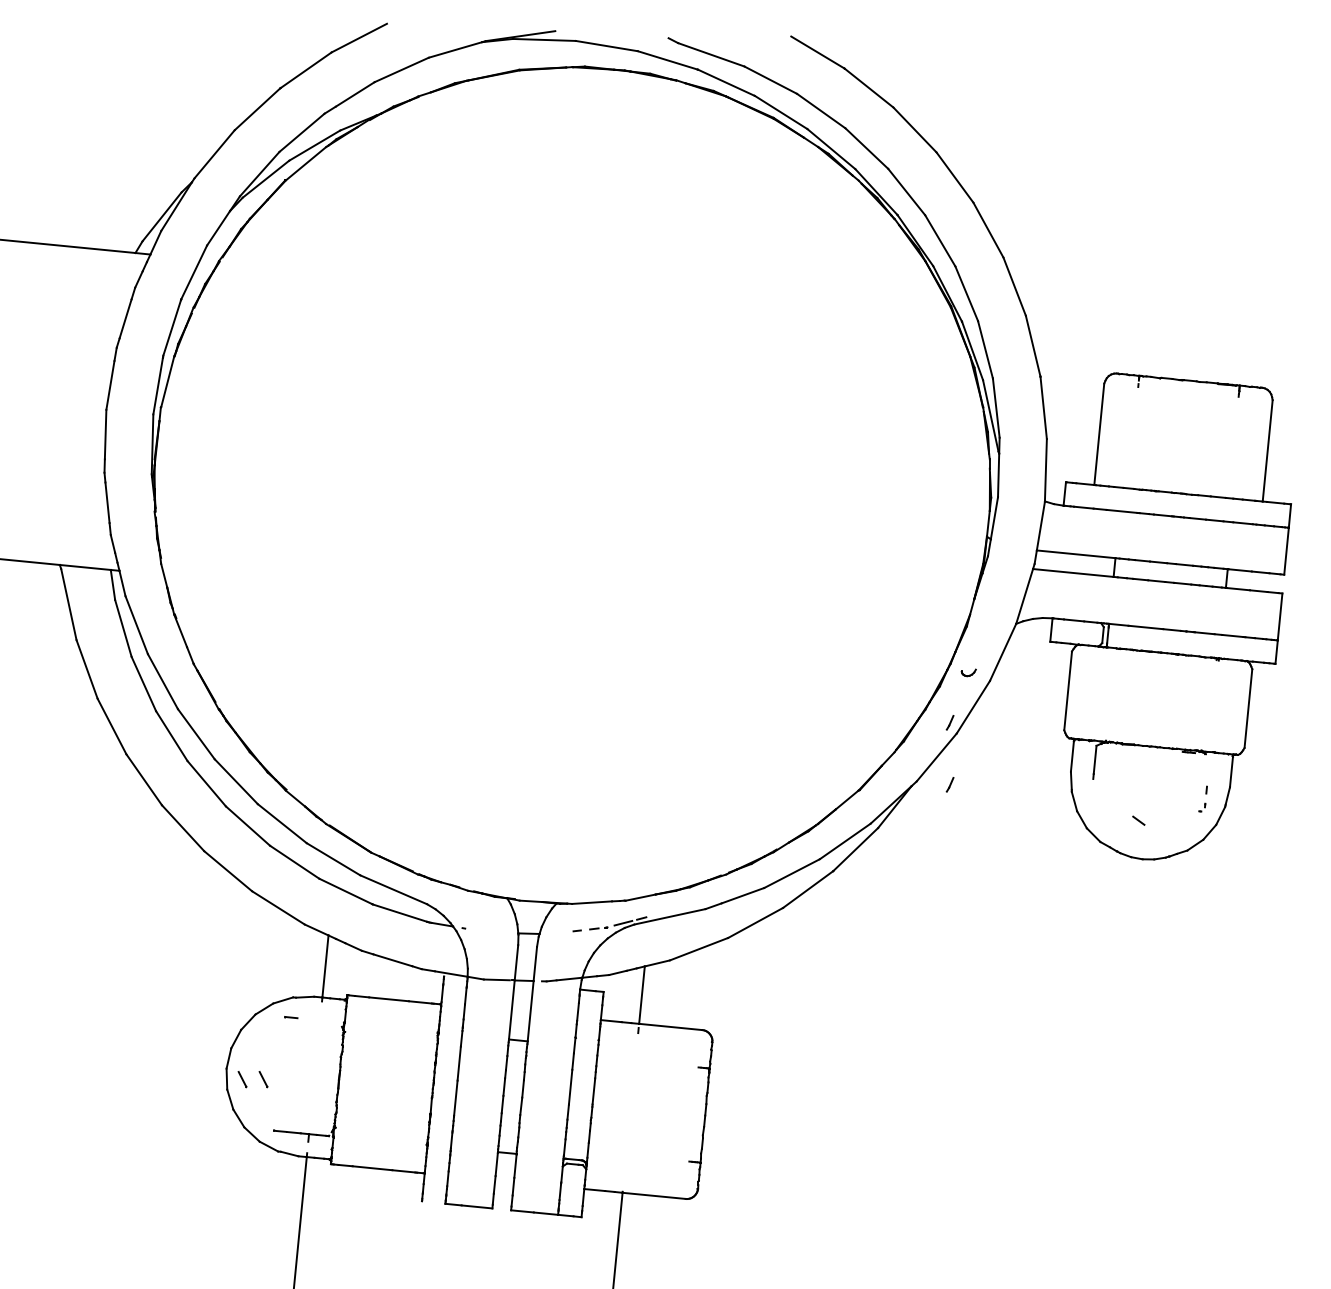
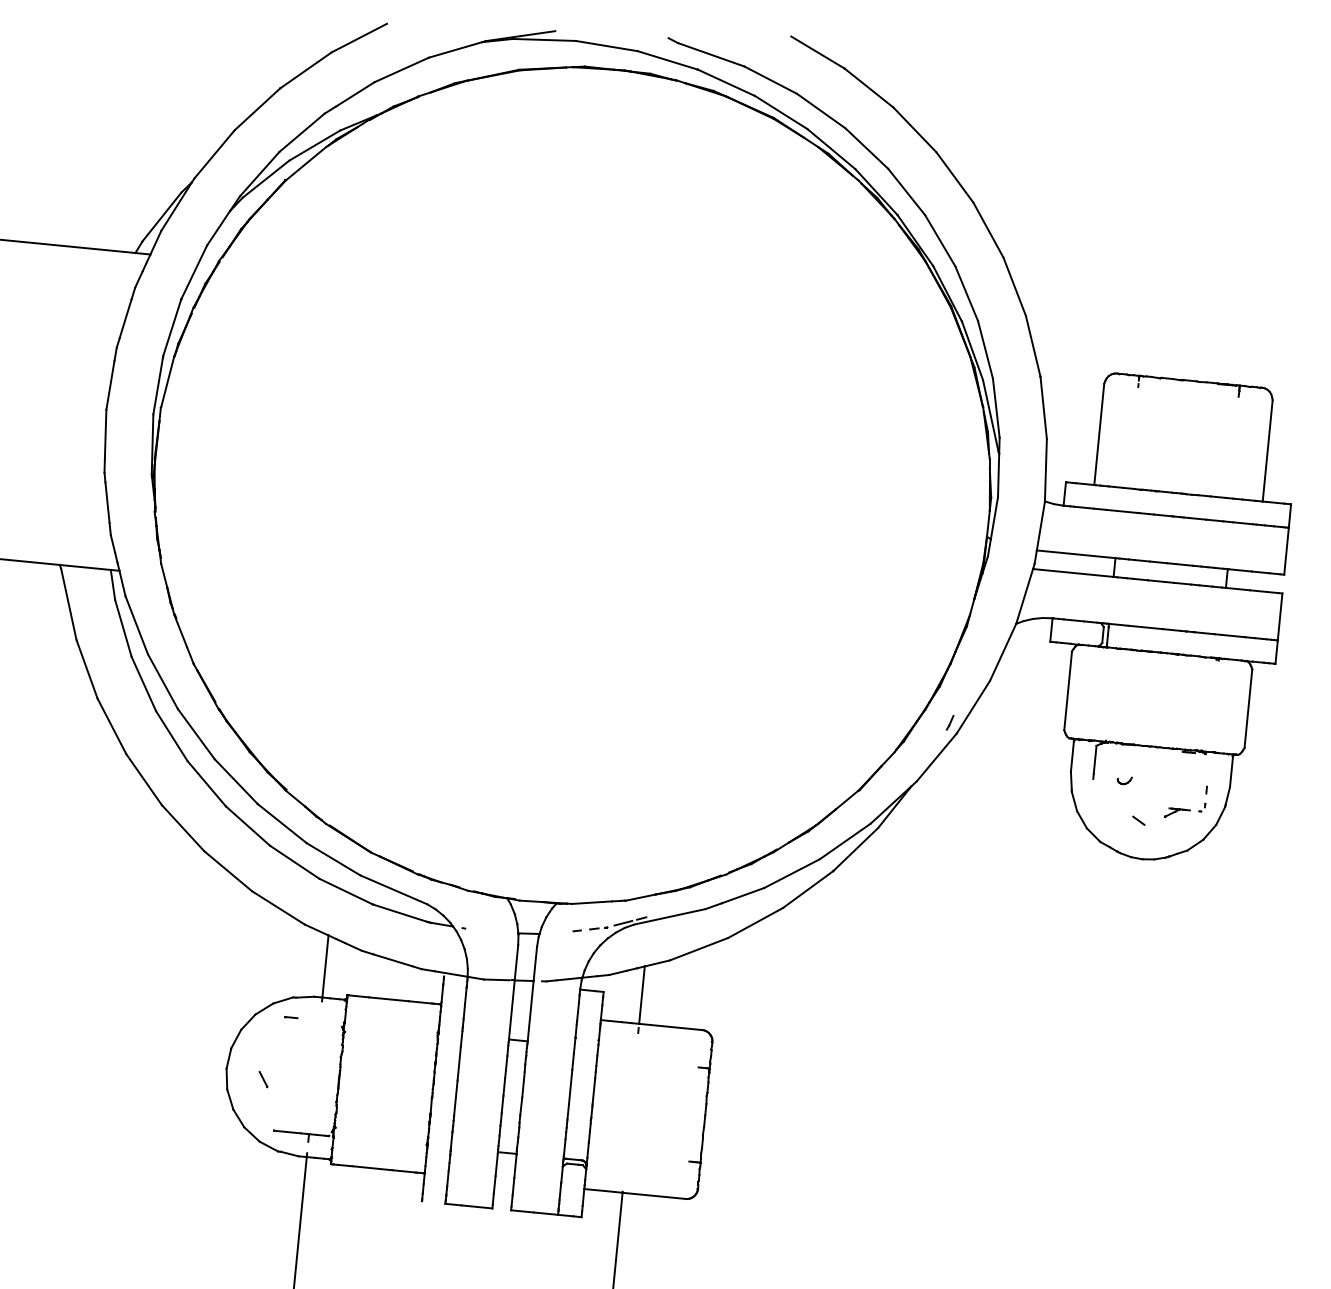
part position: (968, 672) -> (1124, 780) (1124, 780)
line: present -> none (949, 784)
part: none -> present (1176, 812)
line: present -> none (242, 1079)
